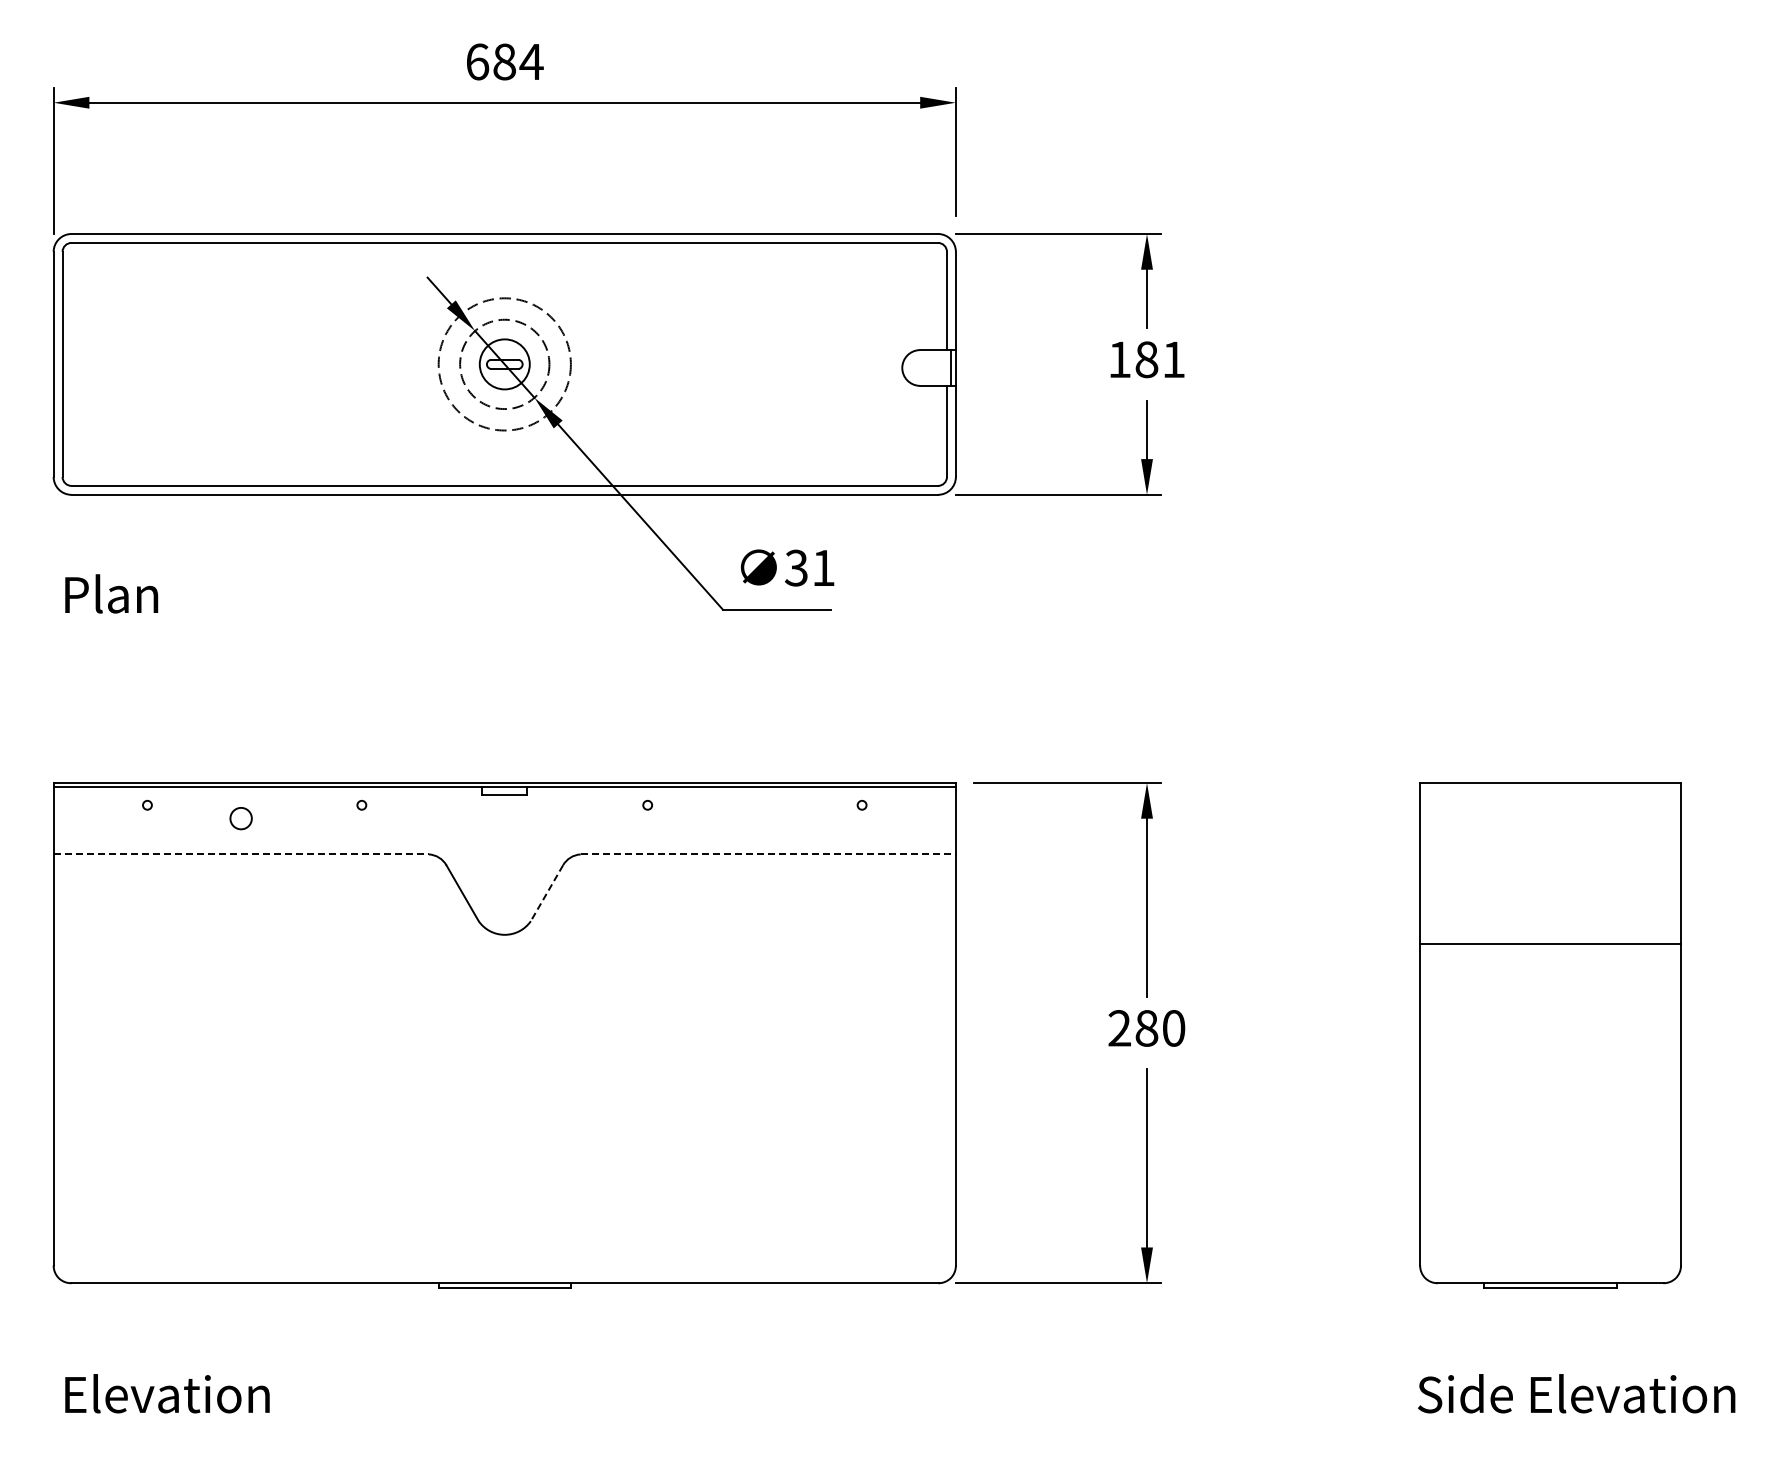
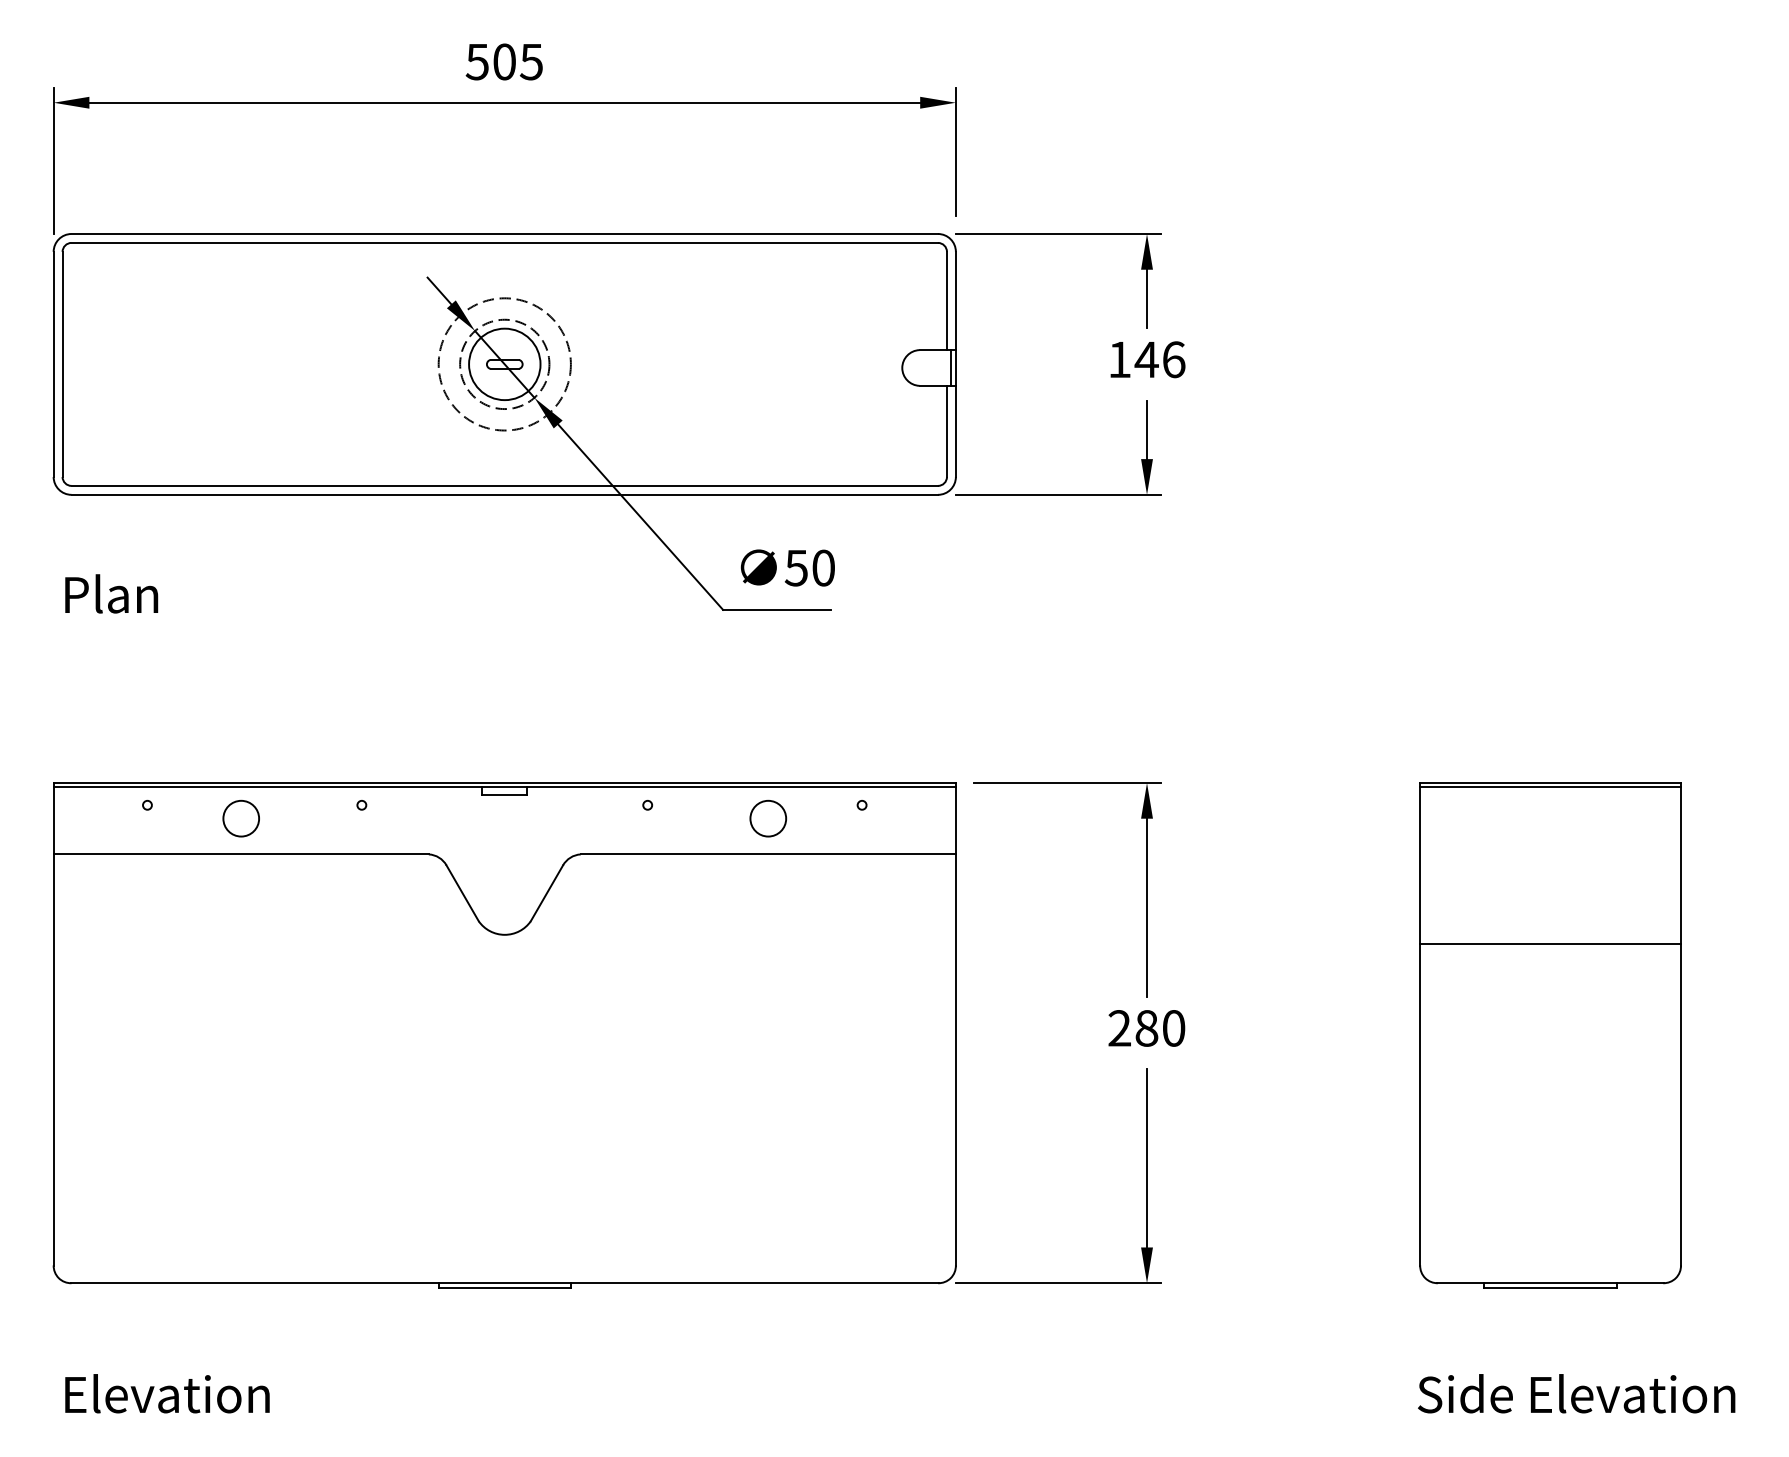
text: 684 -> 505 (504, 61)
text: 181 -> 146 (1159, 359)
circle diameter: 50 px -> 71 px (504, 364)
text: 31 -> 50 (809, 567)
line: none -> present (1550, 786)
circle size: 24x24 px -> 38x39 px (240, 818)
circle: none -> present (768, 818)
line: dashed -> solid (241, 854)
line: dashed -> solid (768, 854)
line: dashed -> solid (546, 893)
